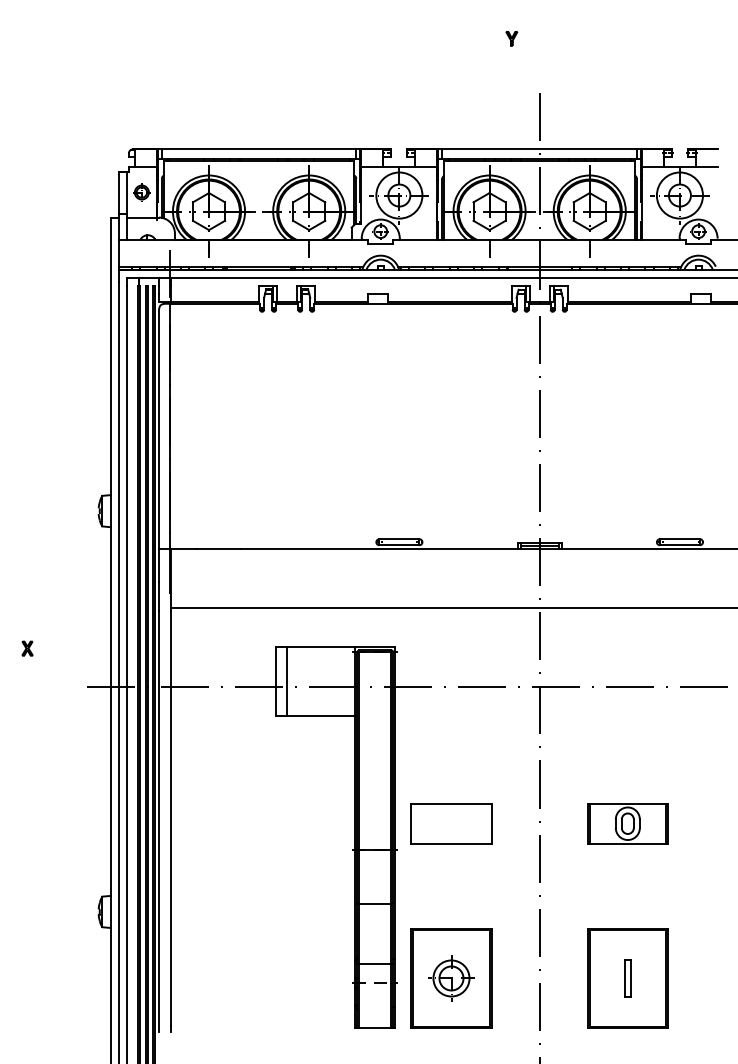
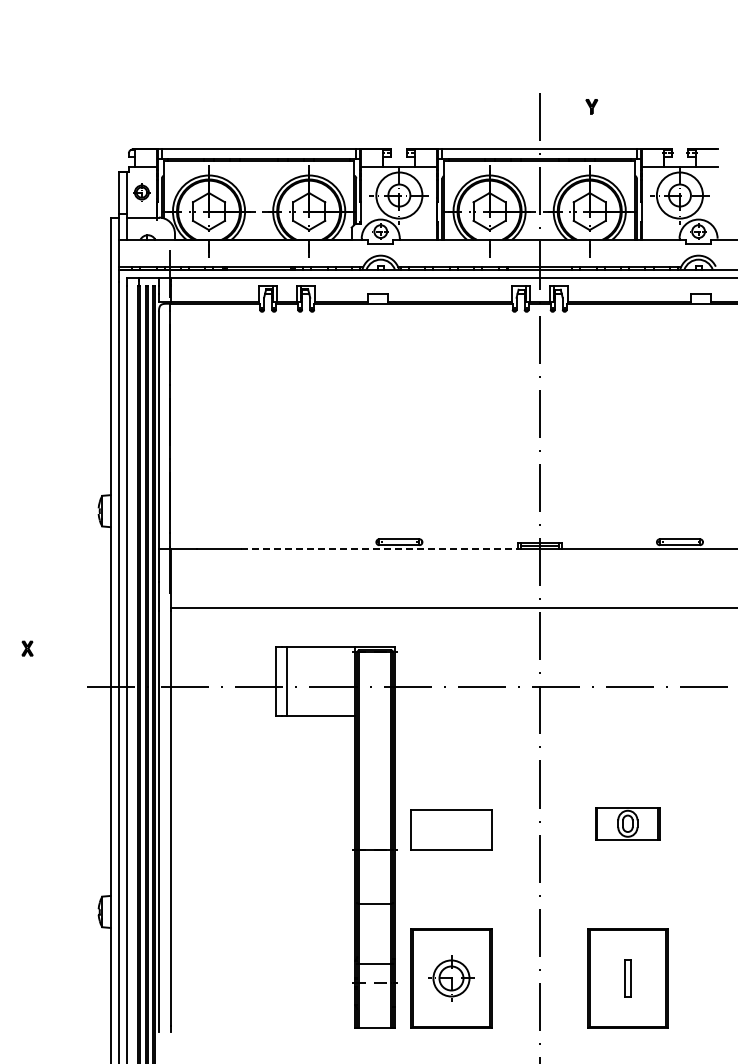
part position: (511, 38) -> (591, 106) (591, 106)
line: solid -> dashed (379, 549)
part position: (451, 823) -> (451, 829) (451, 829)
part size: 82x42 px -> 66x34 px (627, 823)
